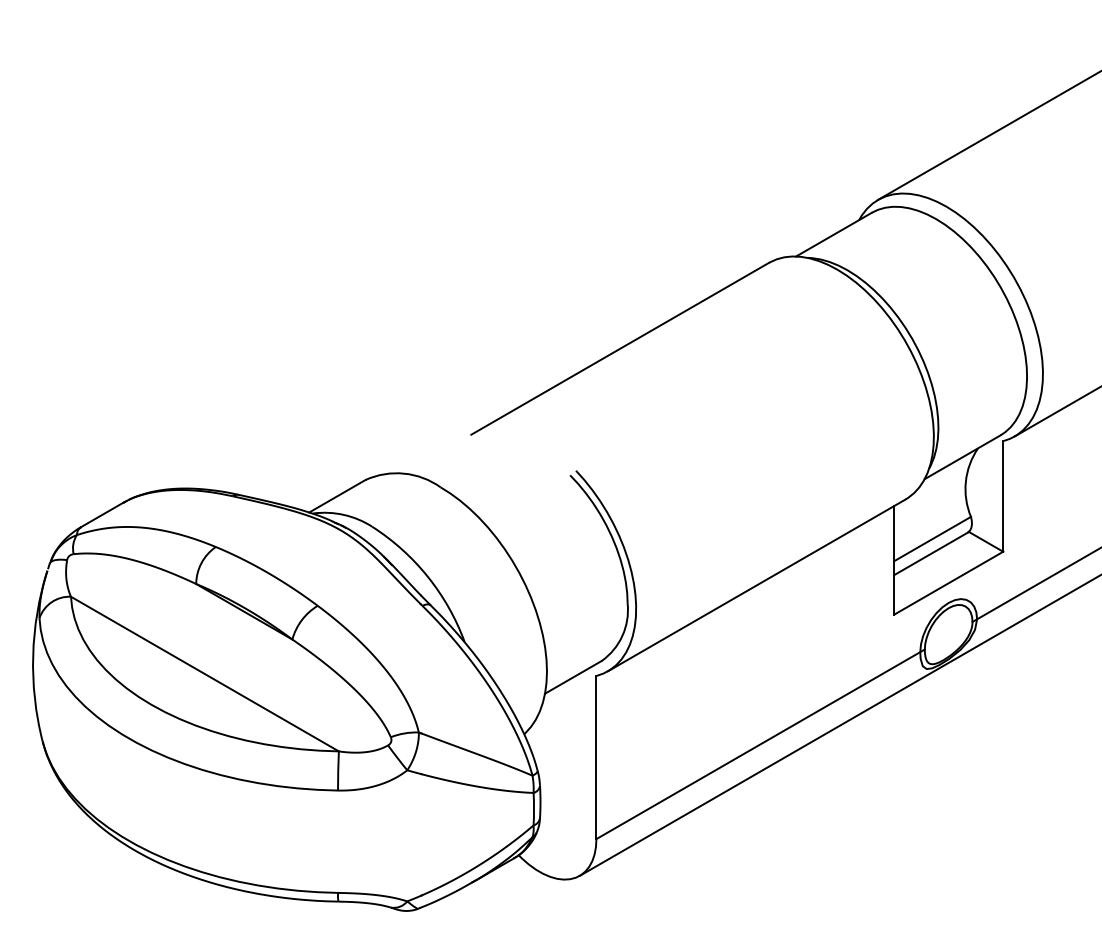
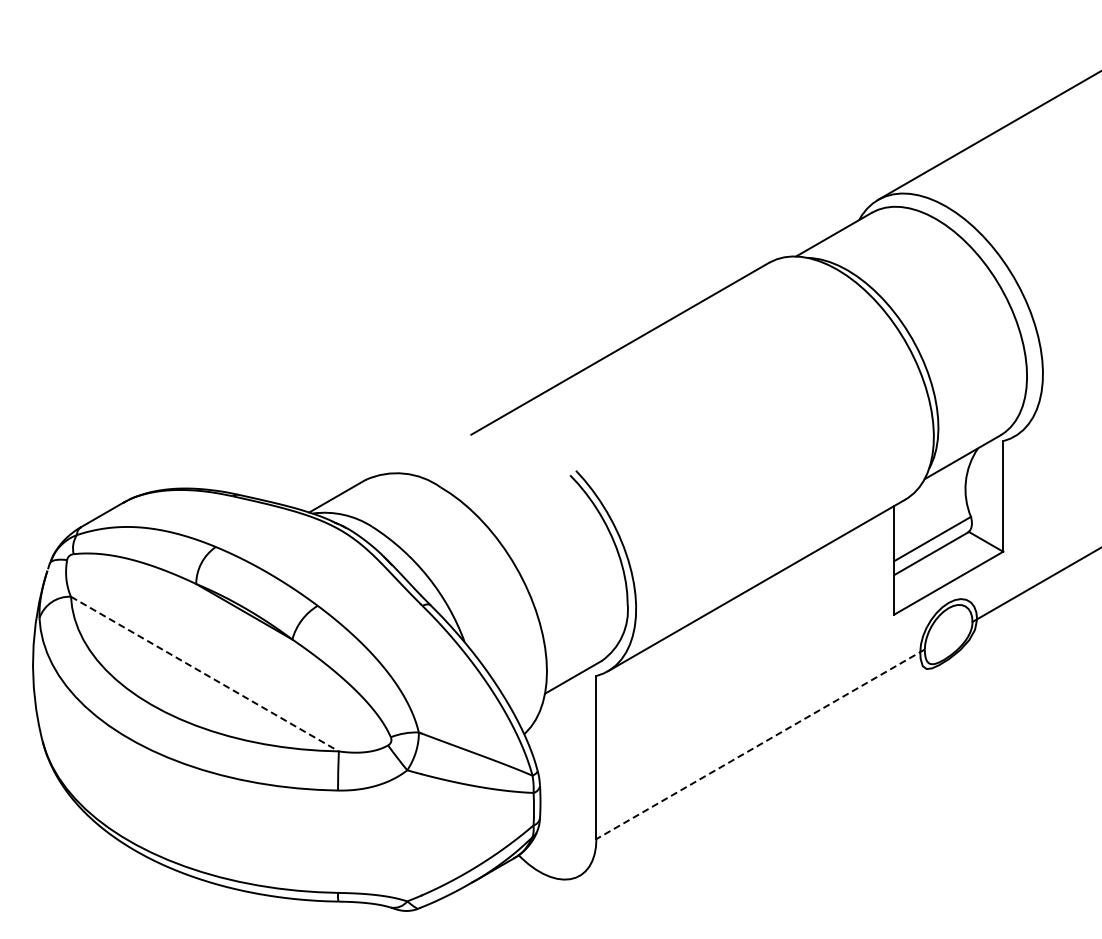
line: present -> none (1056, 411)
line: solid -> dashed (204, 674)
line: present -> none (838, 725)
line: solid -> dashed (760, 744)
